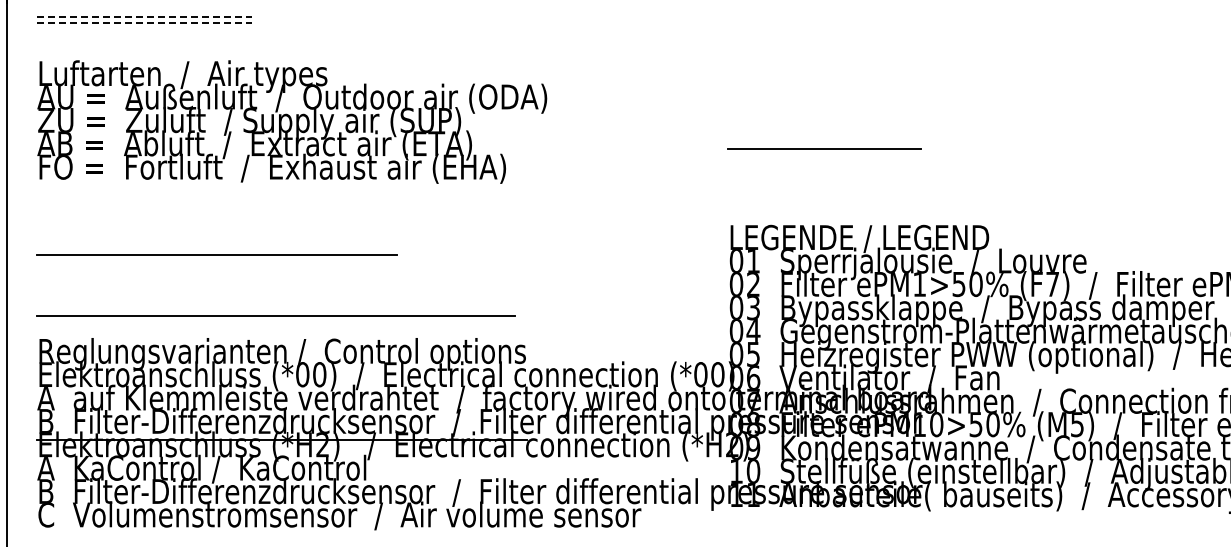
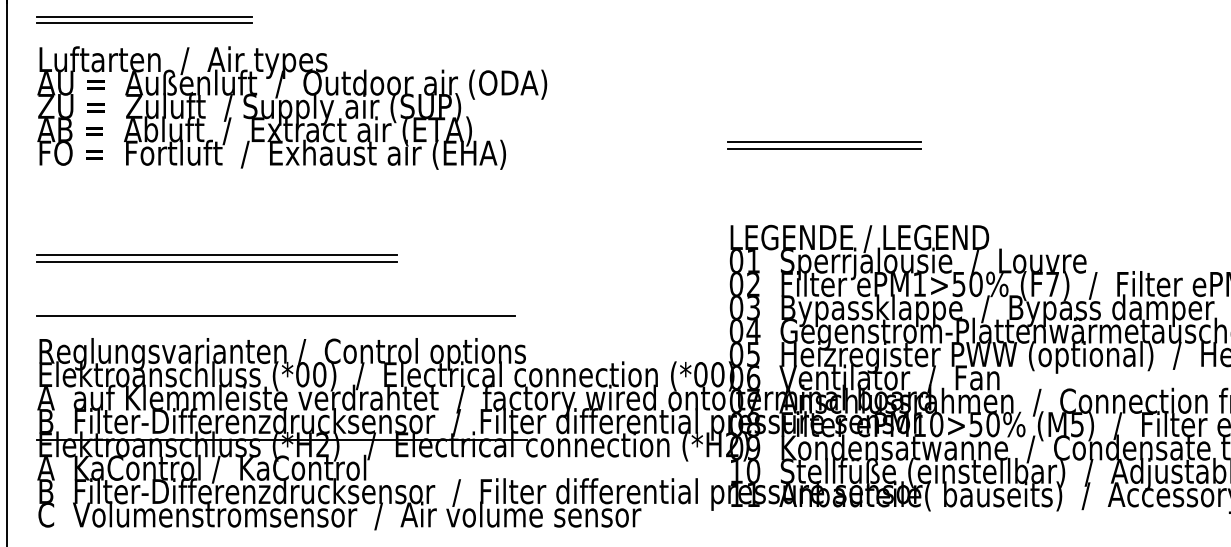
line: dashed -> solid (144, 16)
line: dashed -> solid (144, 23)
text position: (292, 121) -> (292, 107) (292, 107)
line: none -> present (824, 141)
line: none -> present (216, 261)
